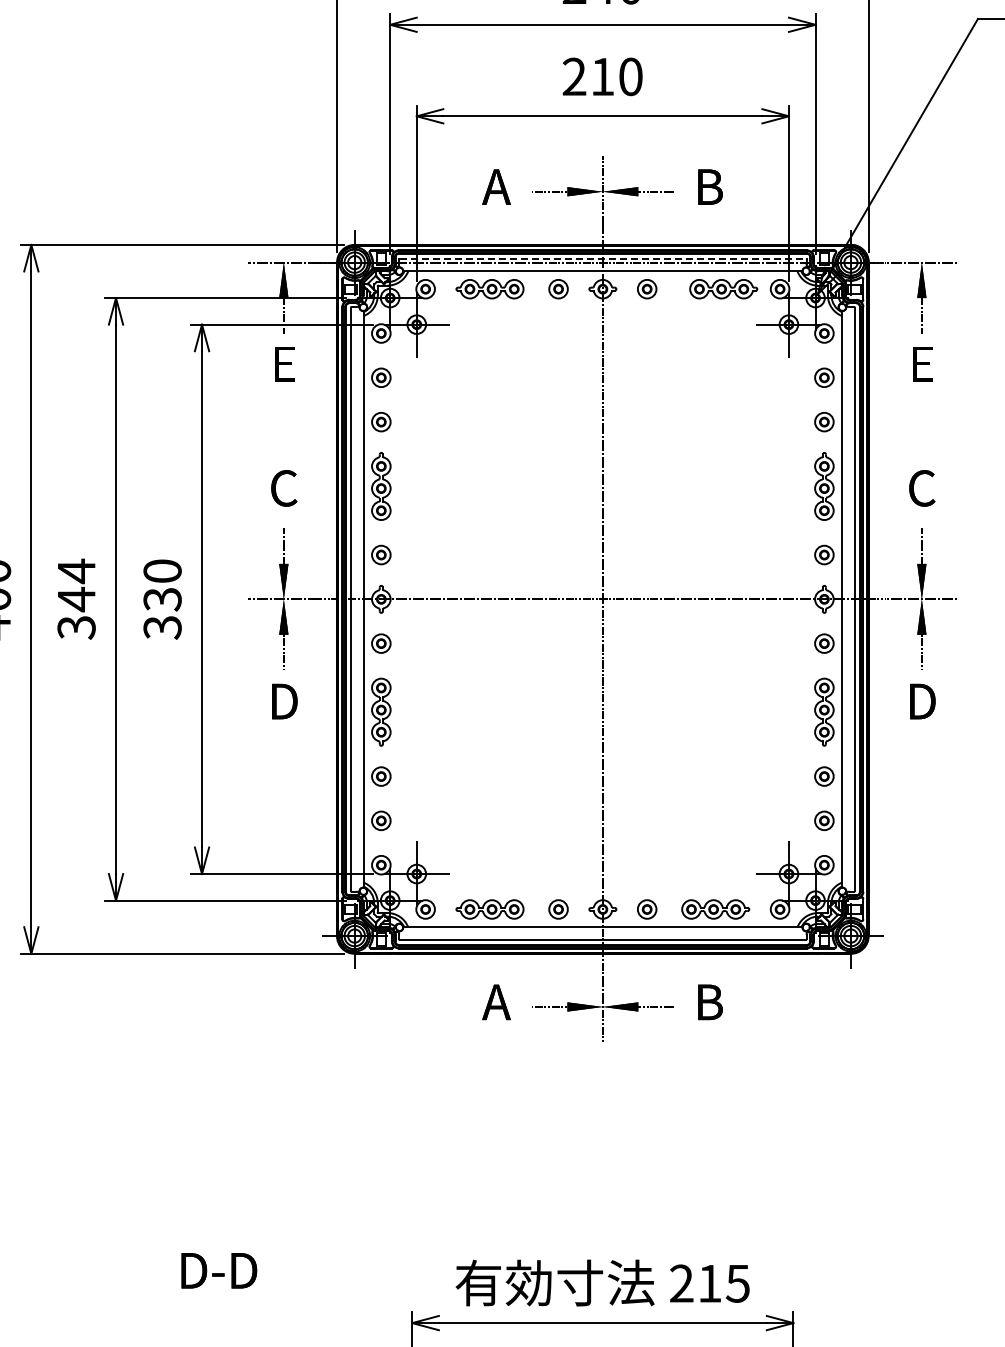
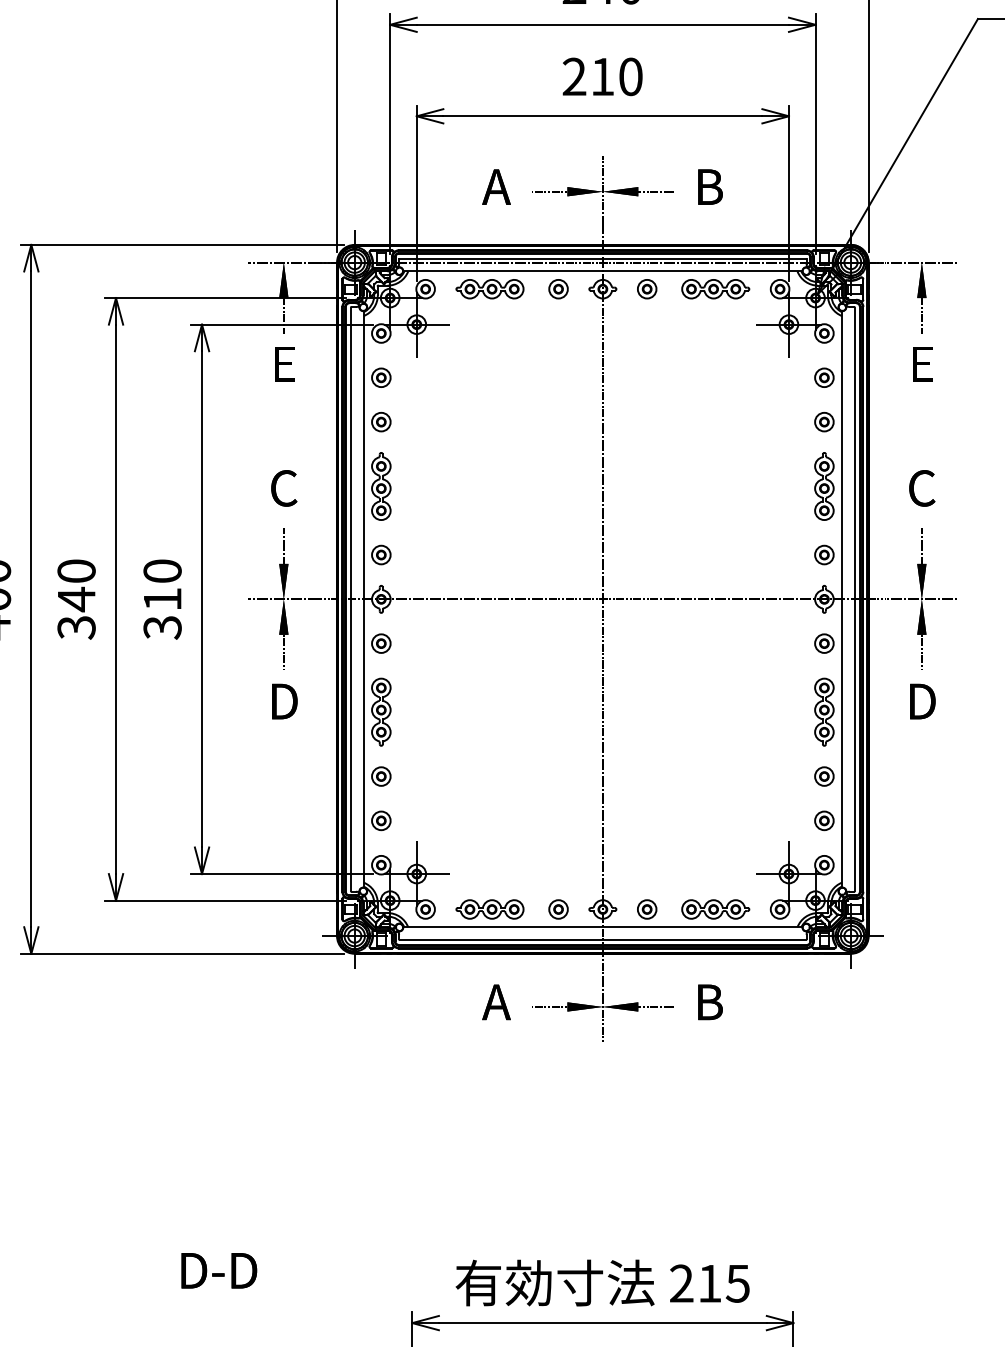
line: dashed -> solid (603, 258)
part position: (723, 289) -> (715, 289) (715, 289)
text: 344 -> 340 (76, 571)
text: 330 -> 310 (162, 599)
